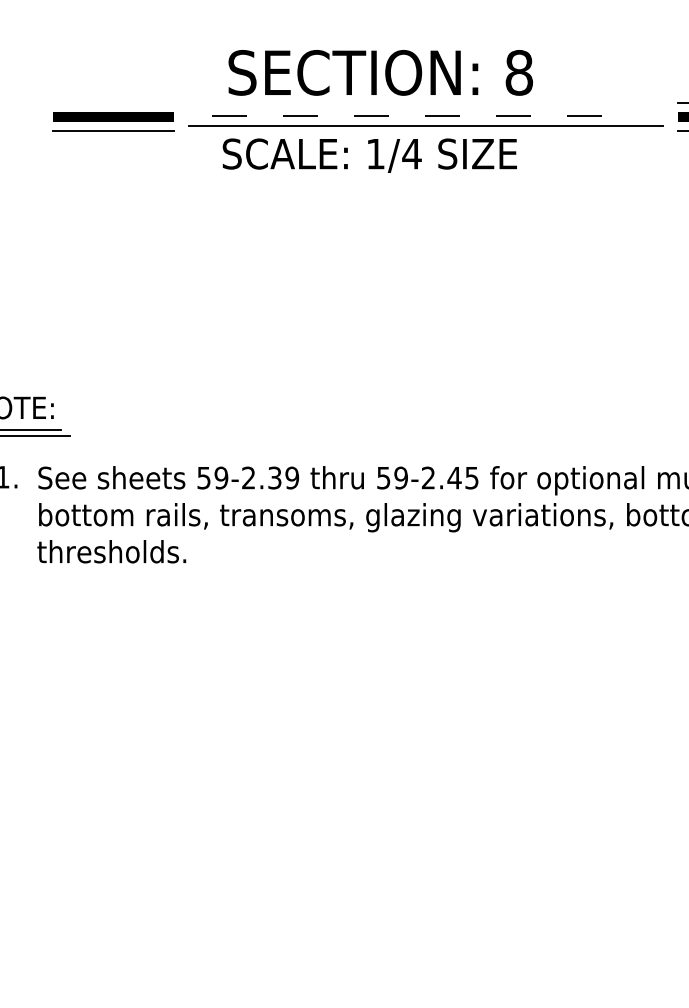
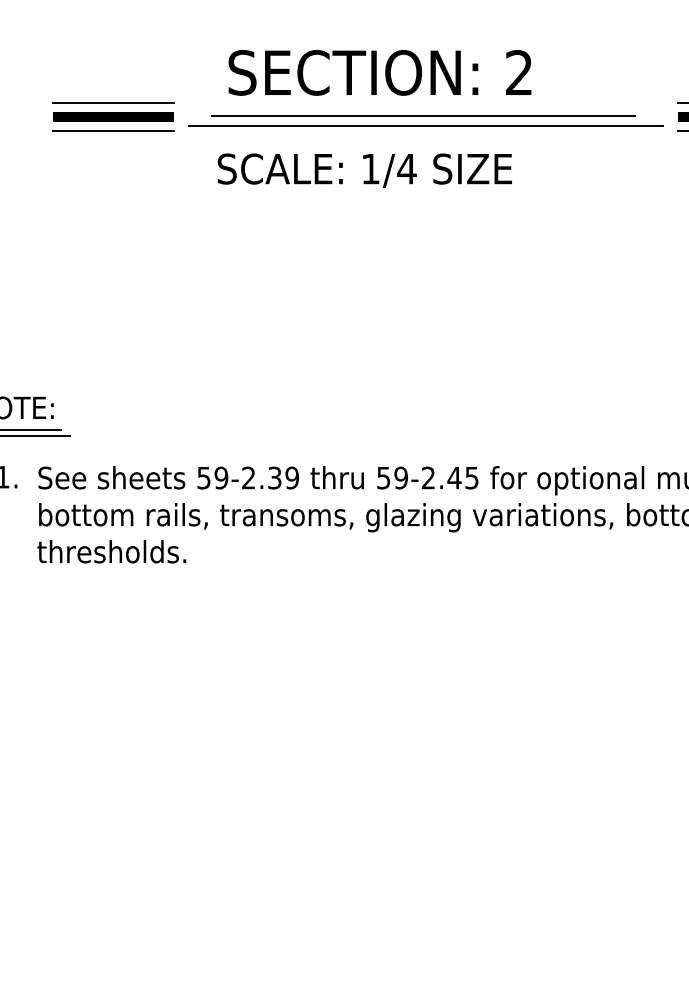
text: 8 -> 2 (519, 72)
line: none -> present (113, 103)
line: dashed -> solid (423, 115)
text position: (369, 155) -> (364, 170) (364, 170)
